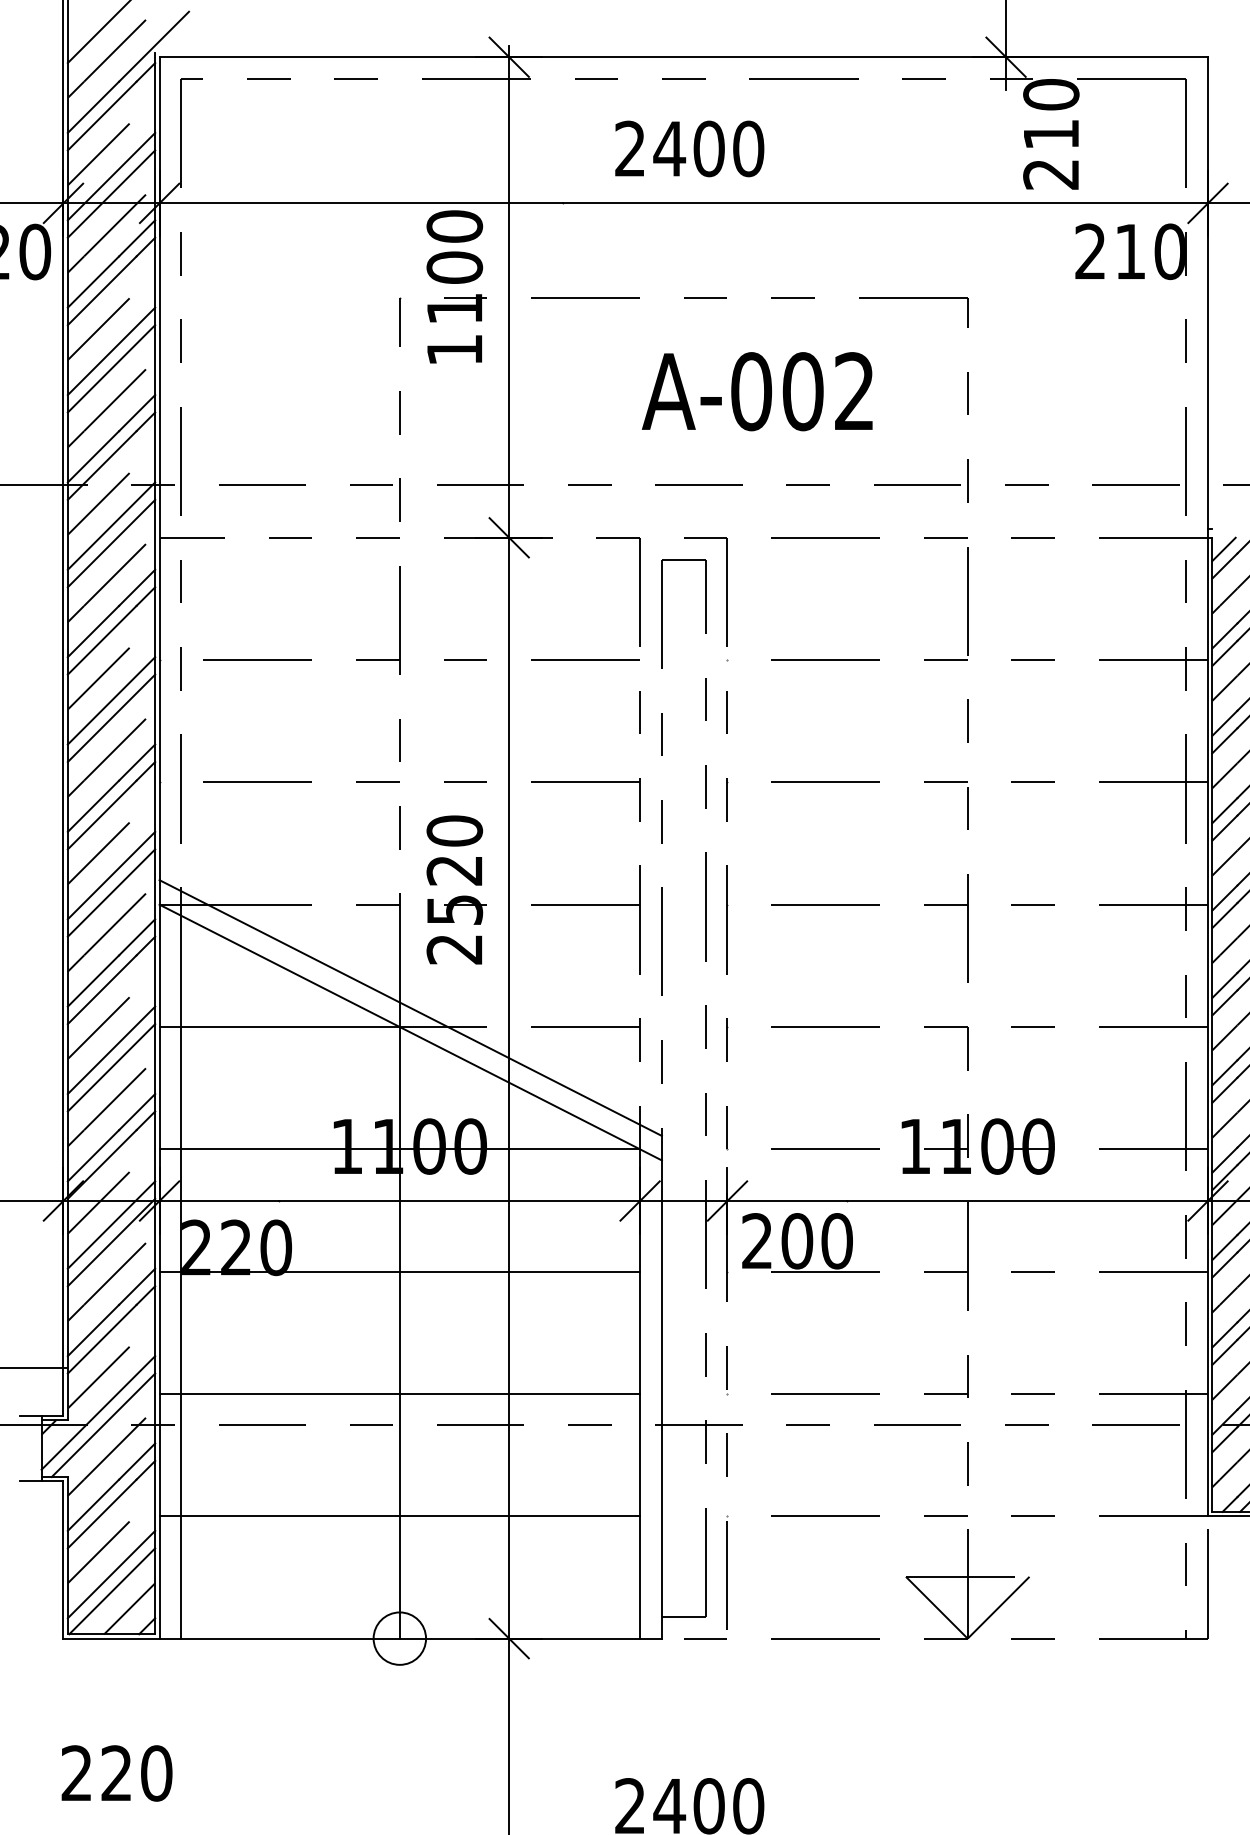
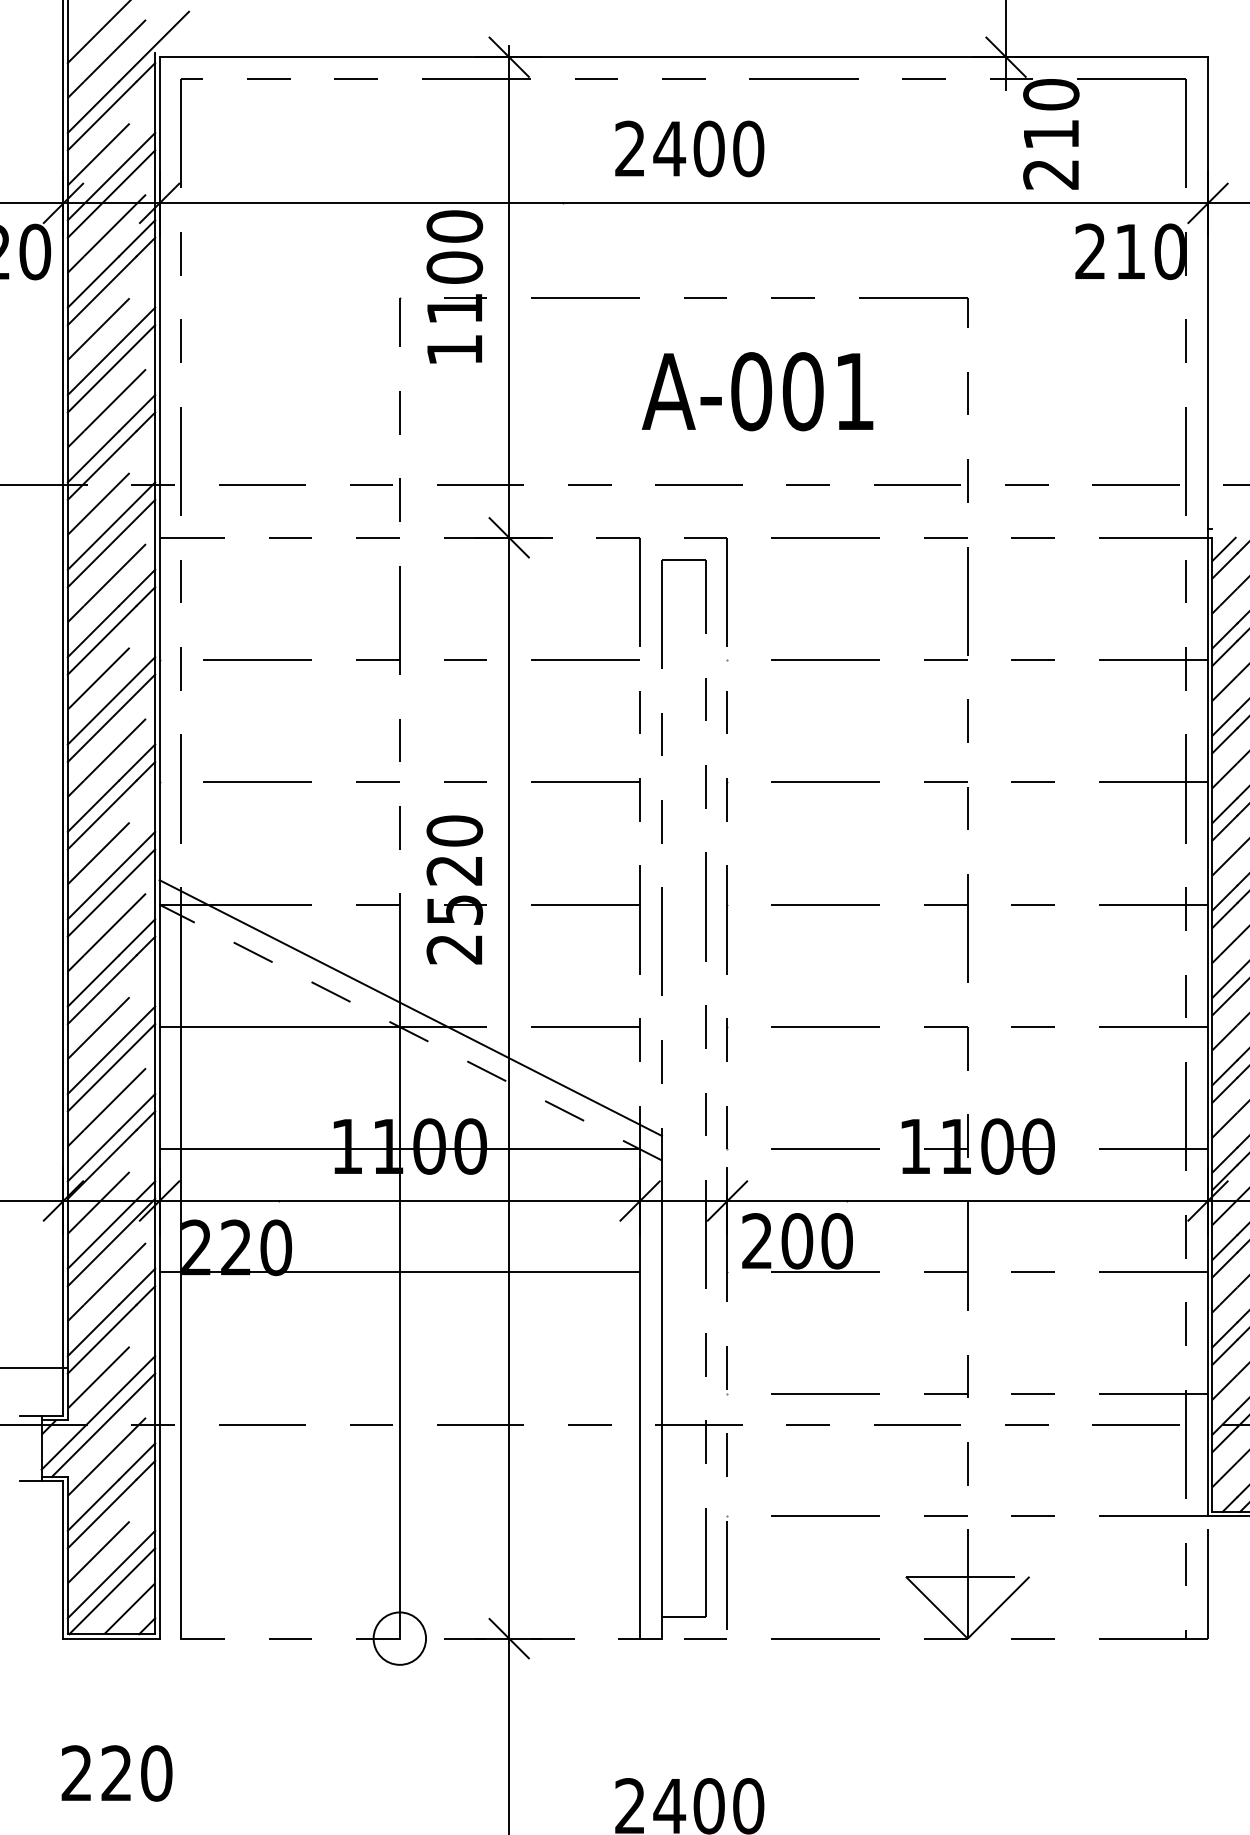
text: A-002 -> A-001 (854, 390)
line: solid -> dashed (410, 1032)
line: present -> none (399, 1394)
line: present -> none (399, 1516)
line: solid -> dashed (410, 1638)
